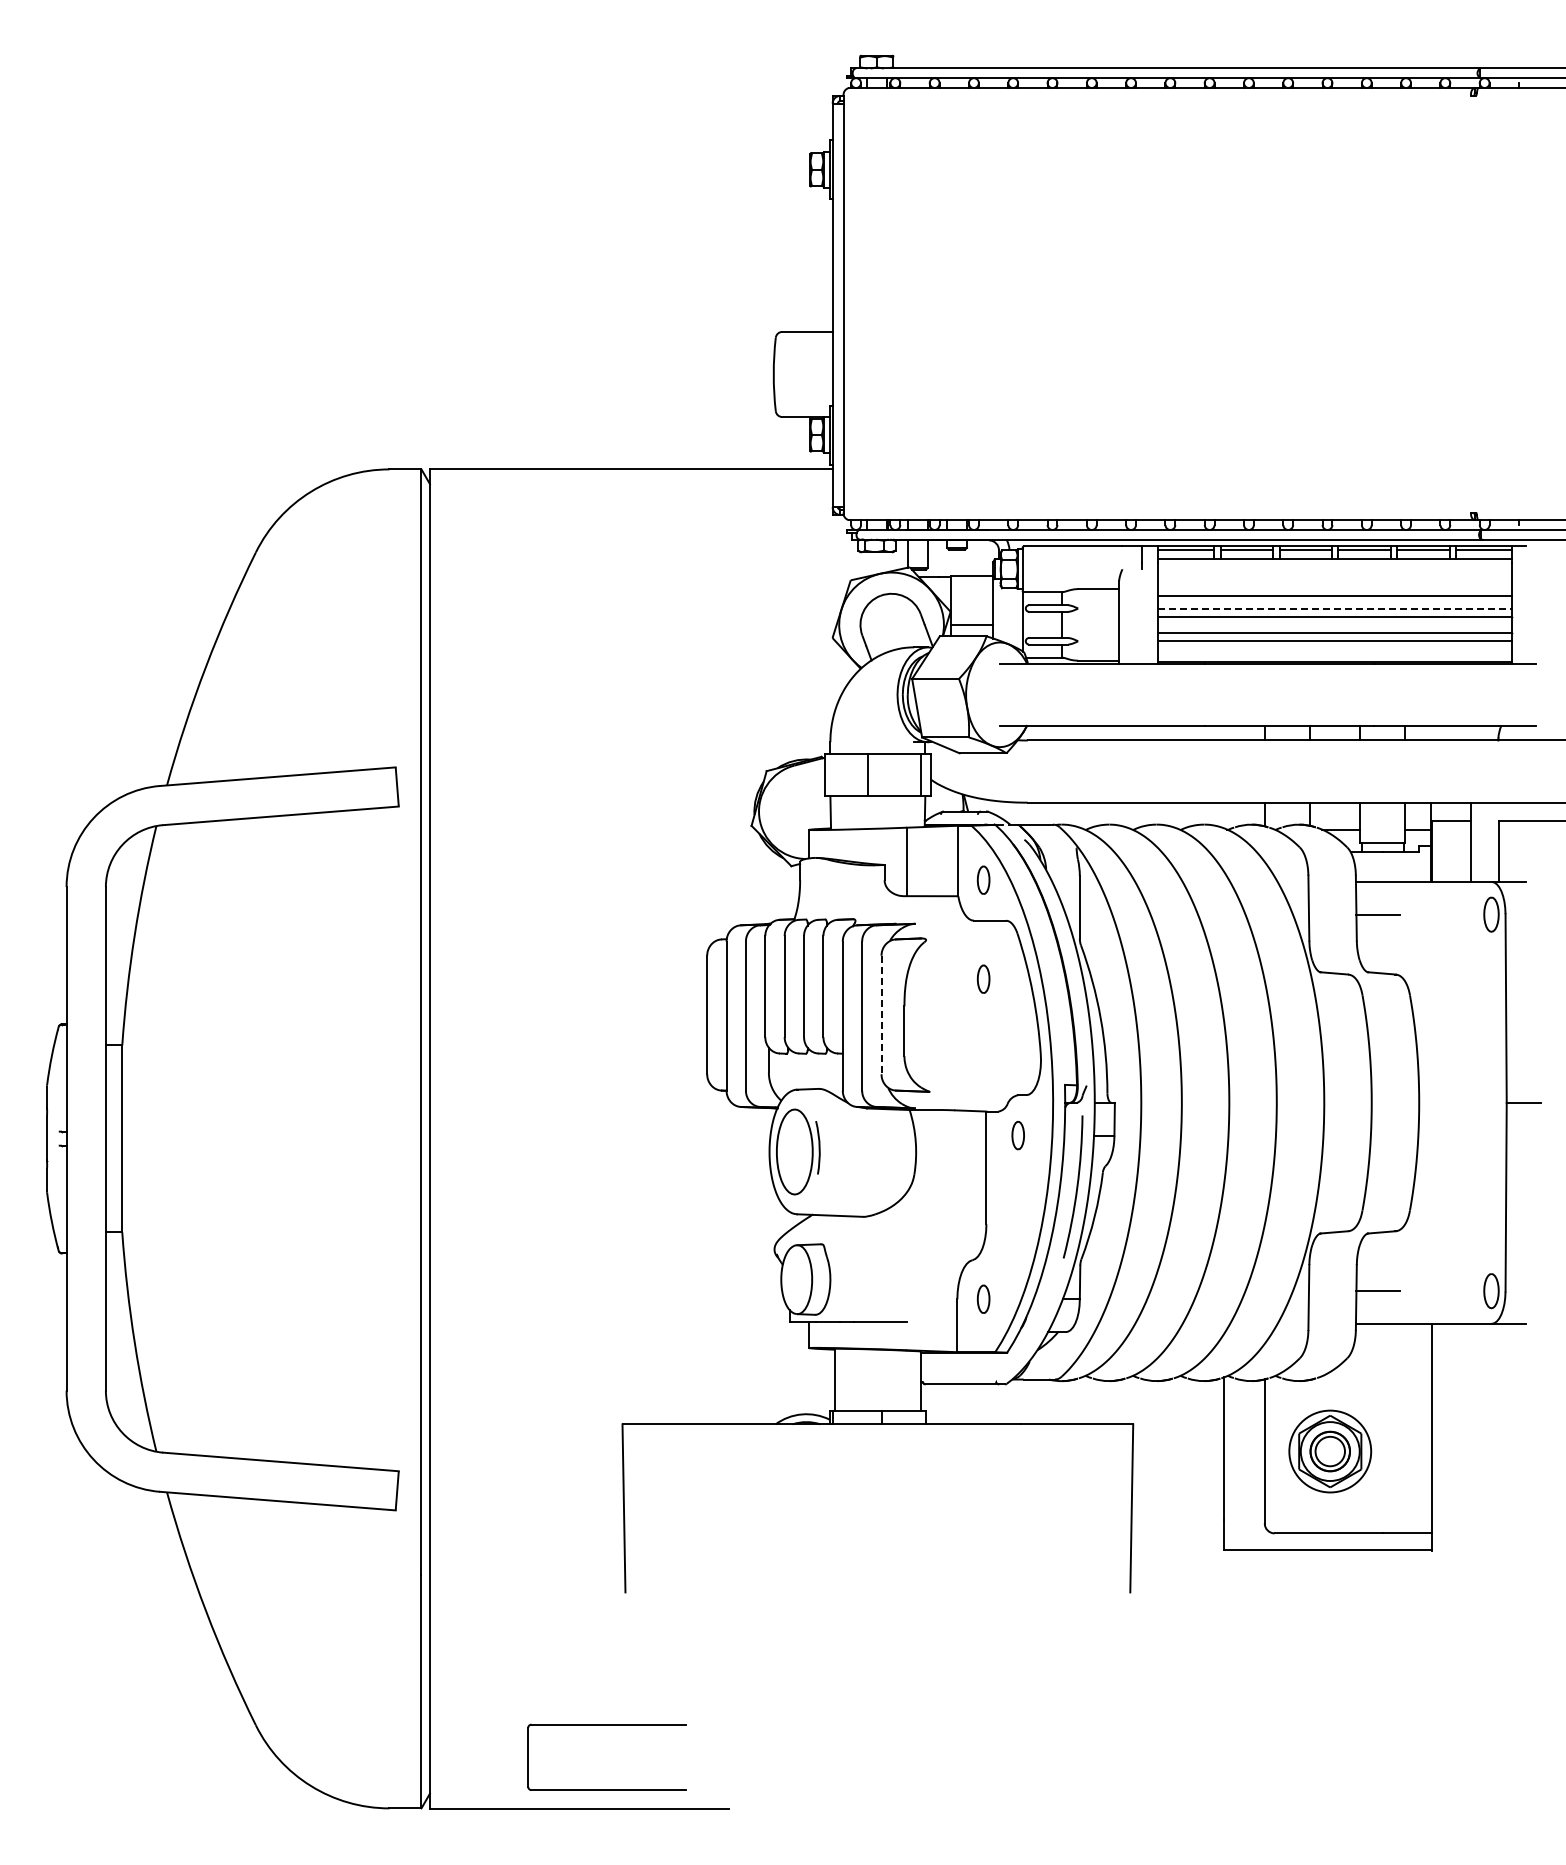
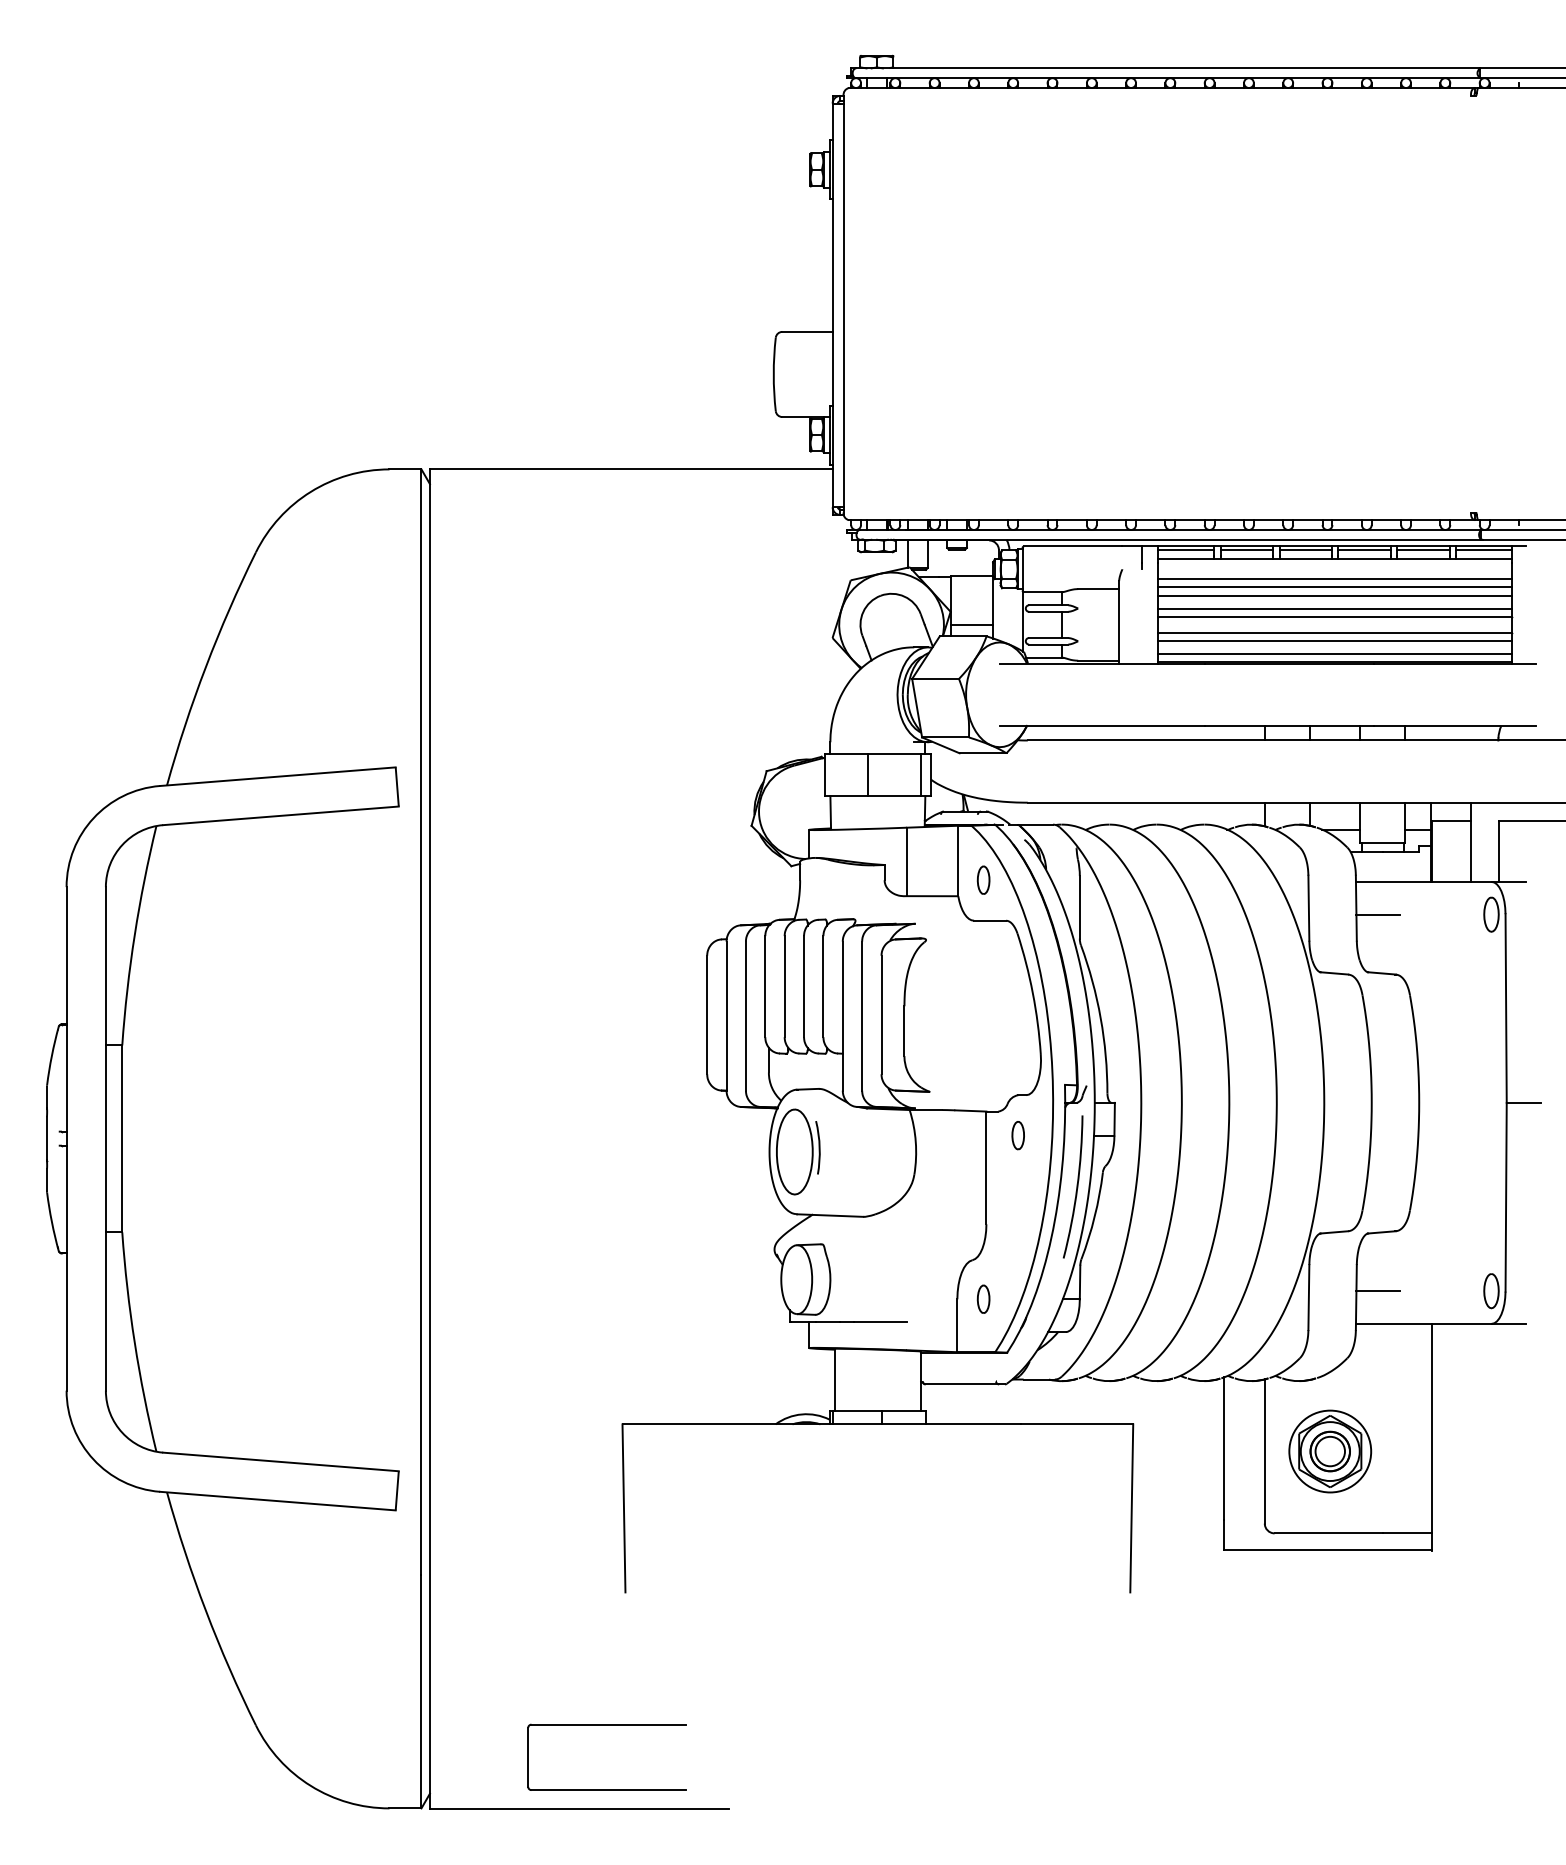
line: none -> present (1334, 579)
line: none -> present (1334, 587)
line: dashed -> solid (1335, 608)
line: none -> present (1334, 654)
part: present -> none (983, 978)
line: dashed -> solid (881, 1015)
